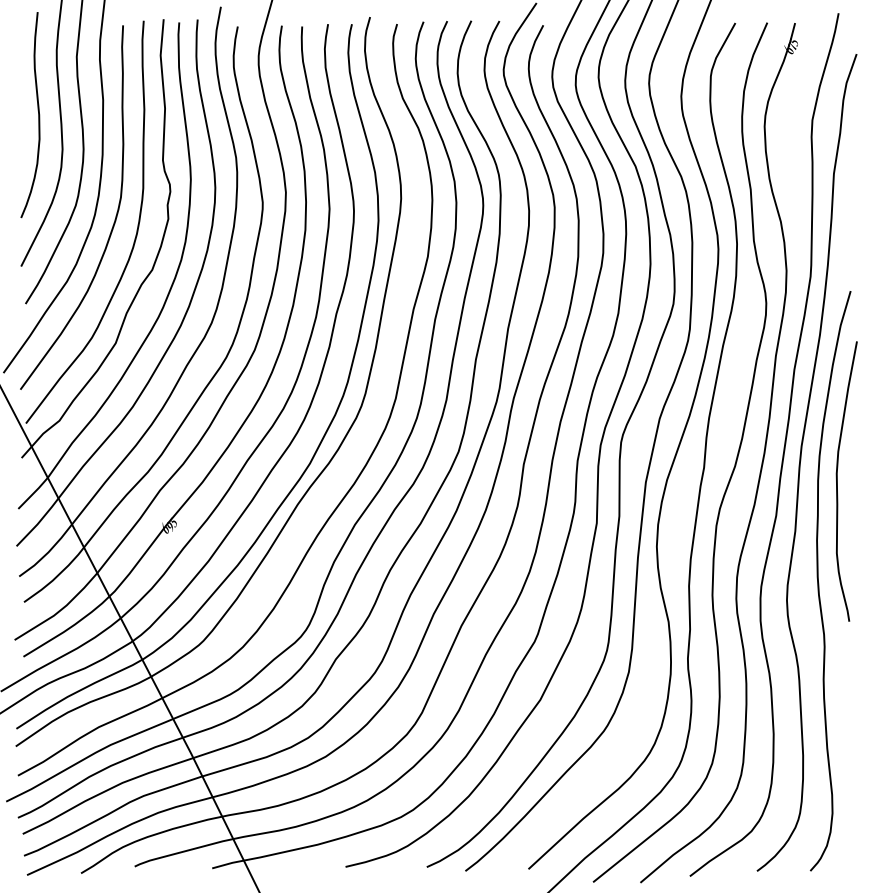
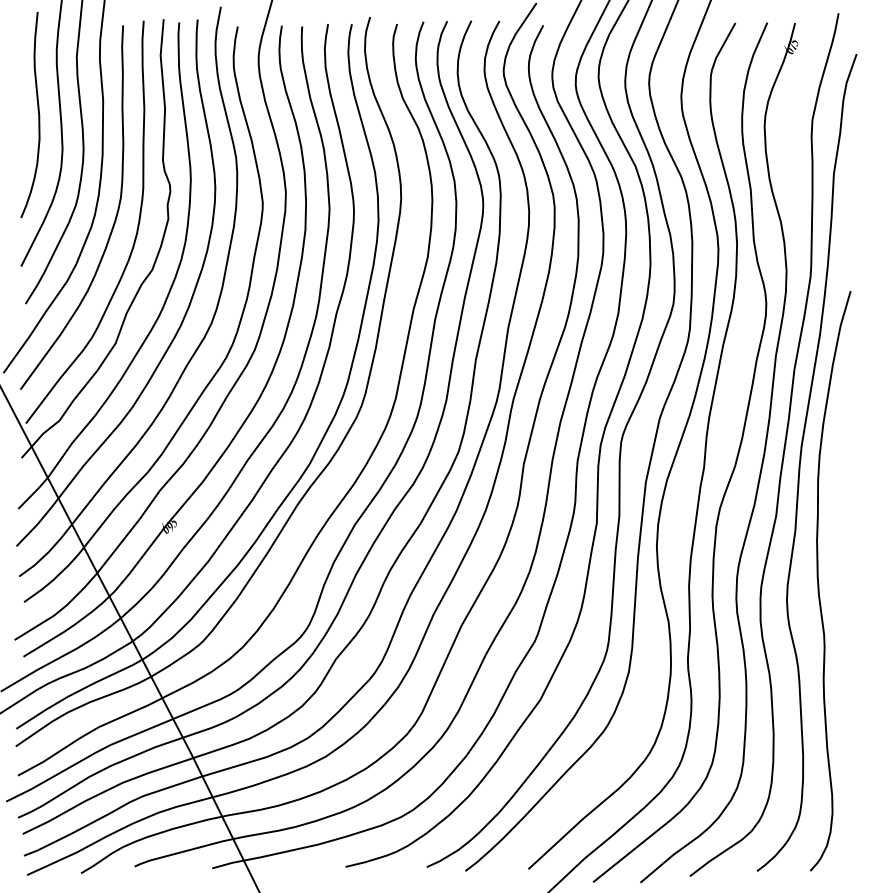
curve: present -> none (837, 481)
